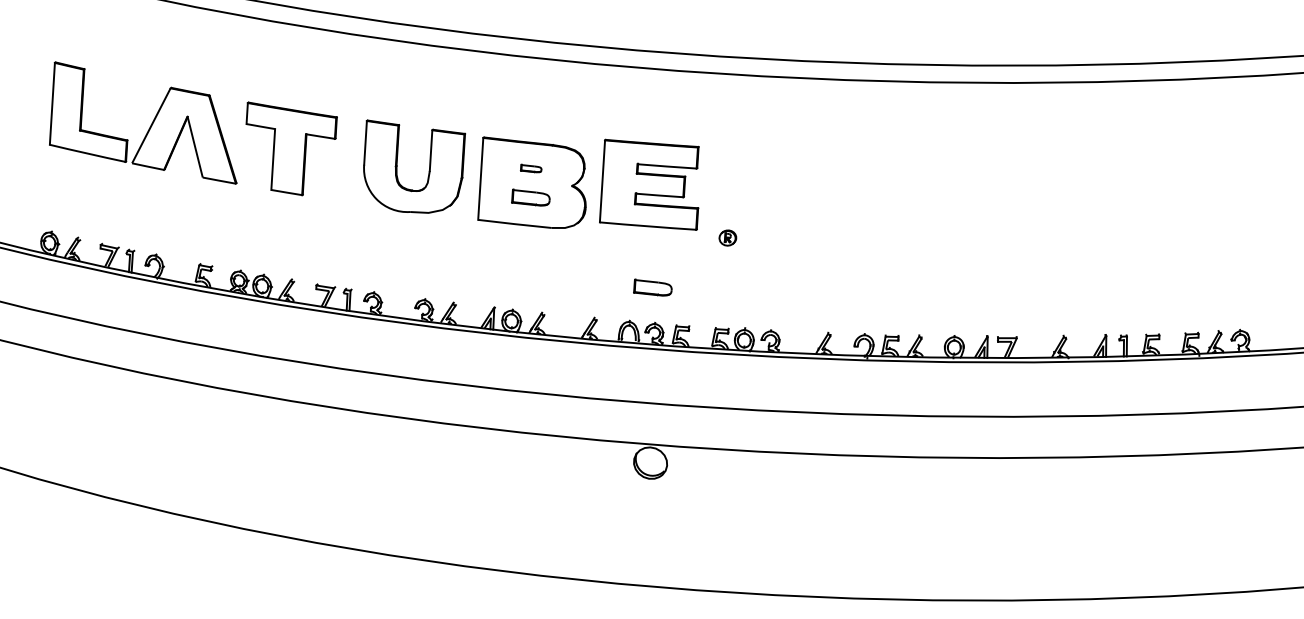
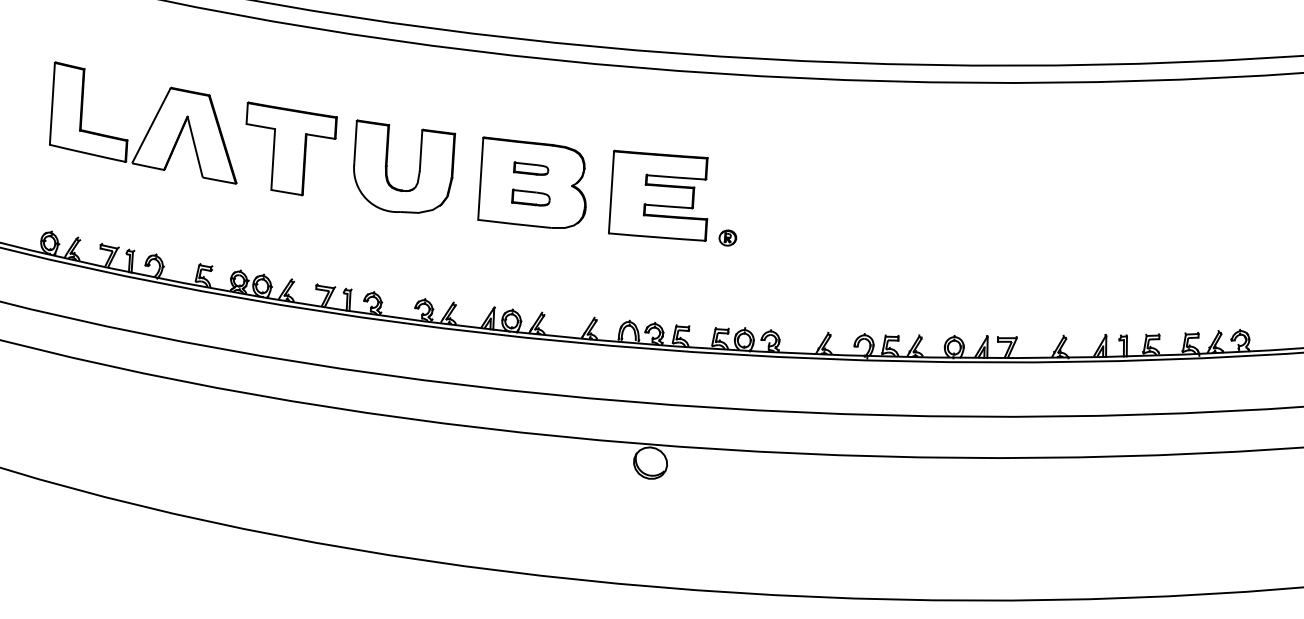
part size: 23x11 px -> 37x15 px (531, 168)
part position: (428, 170) -> (418, 170) (418, 170)
part position: (649, 184) -> (658, 195) (658, 195)
part: present -> none (652, 287)
